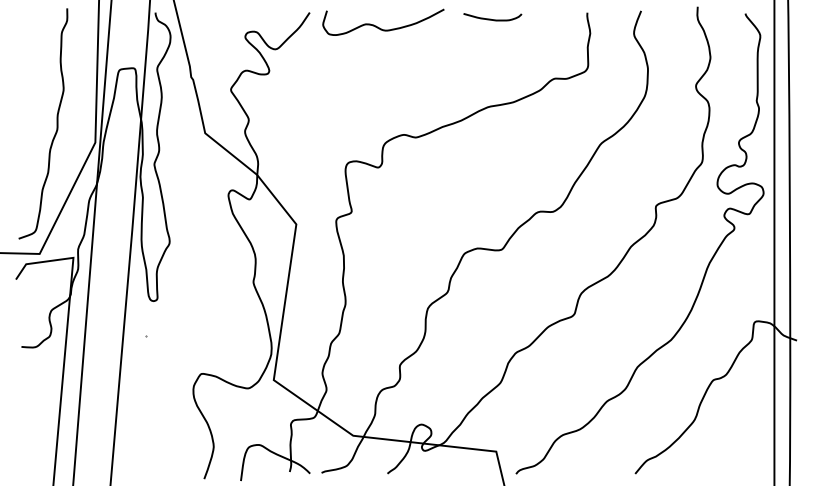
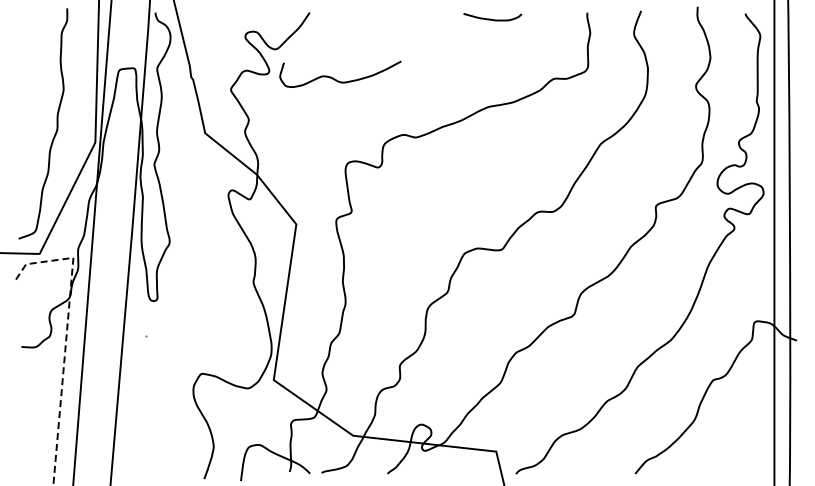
curve position: (379, 27) -> (336, 79) (336, 79)
line: solid -> dashed (66, 337)
